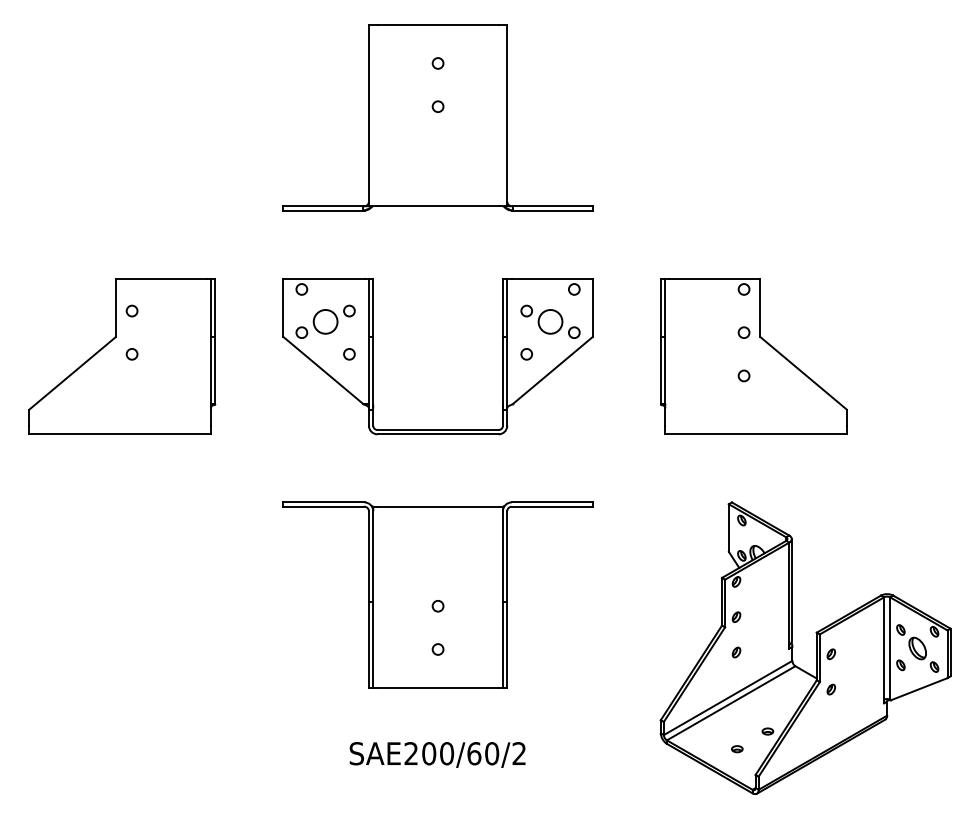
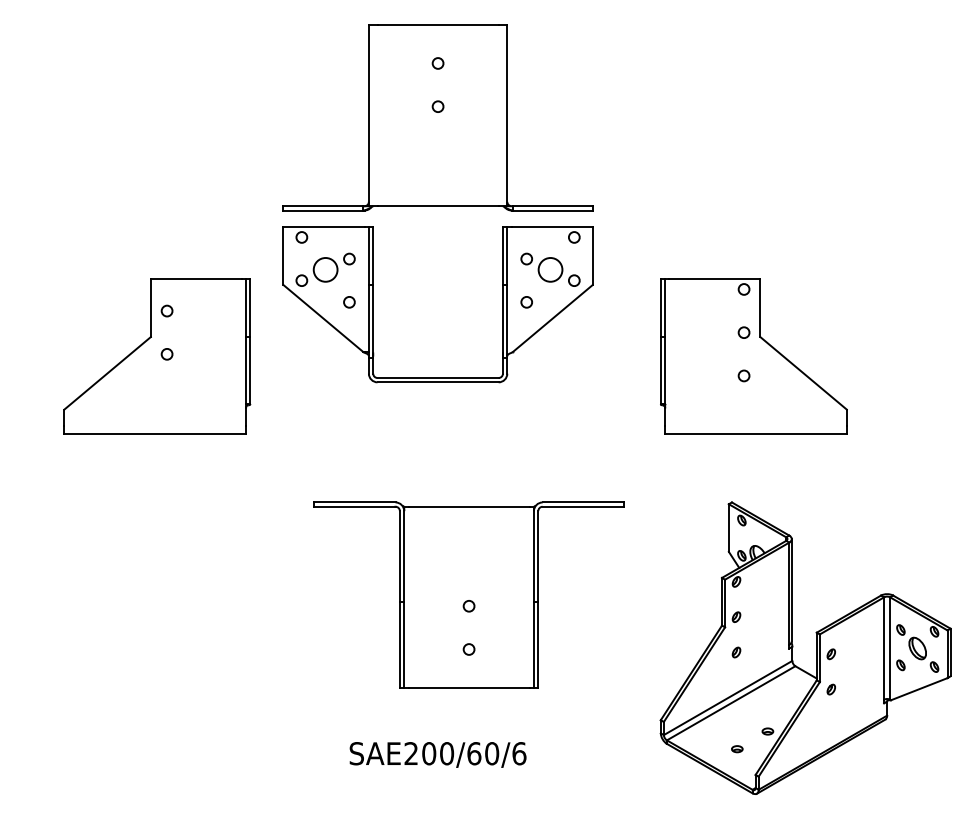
part position: (122, 356) -> (157, 356) (157, 356)
part position: (373, 356) -> (373, 304) (373, 304)
part position: (437, 594) -> (468, 594) (468, 594)
text: SAE200/60/2 -> SAE200/60/6 (519, 753)
